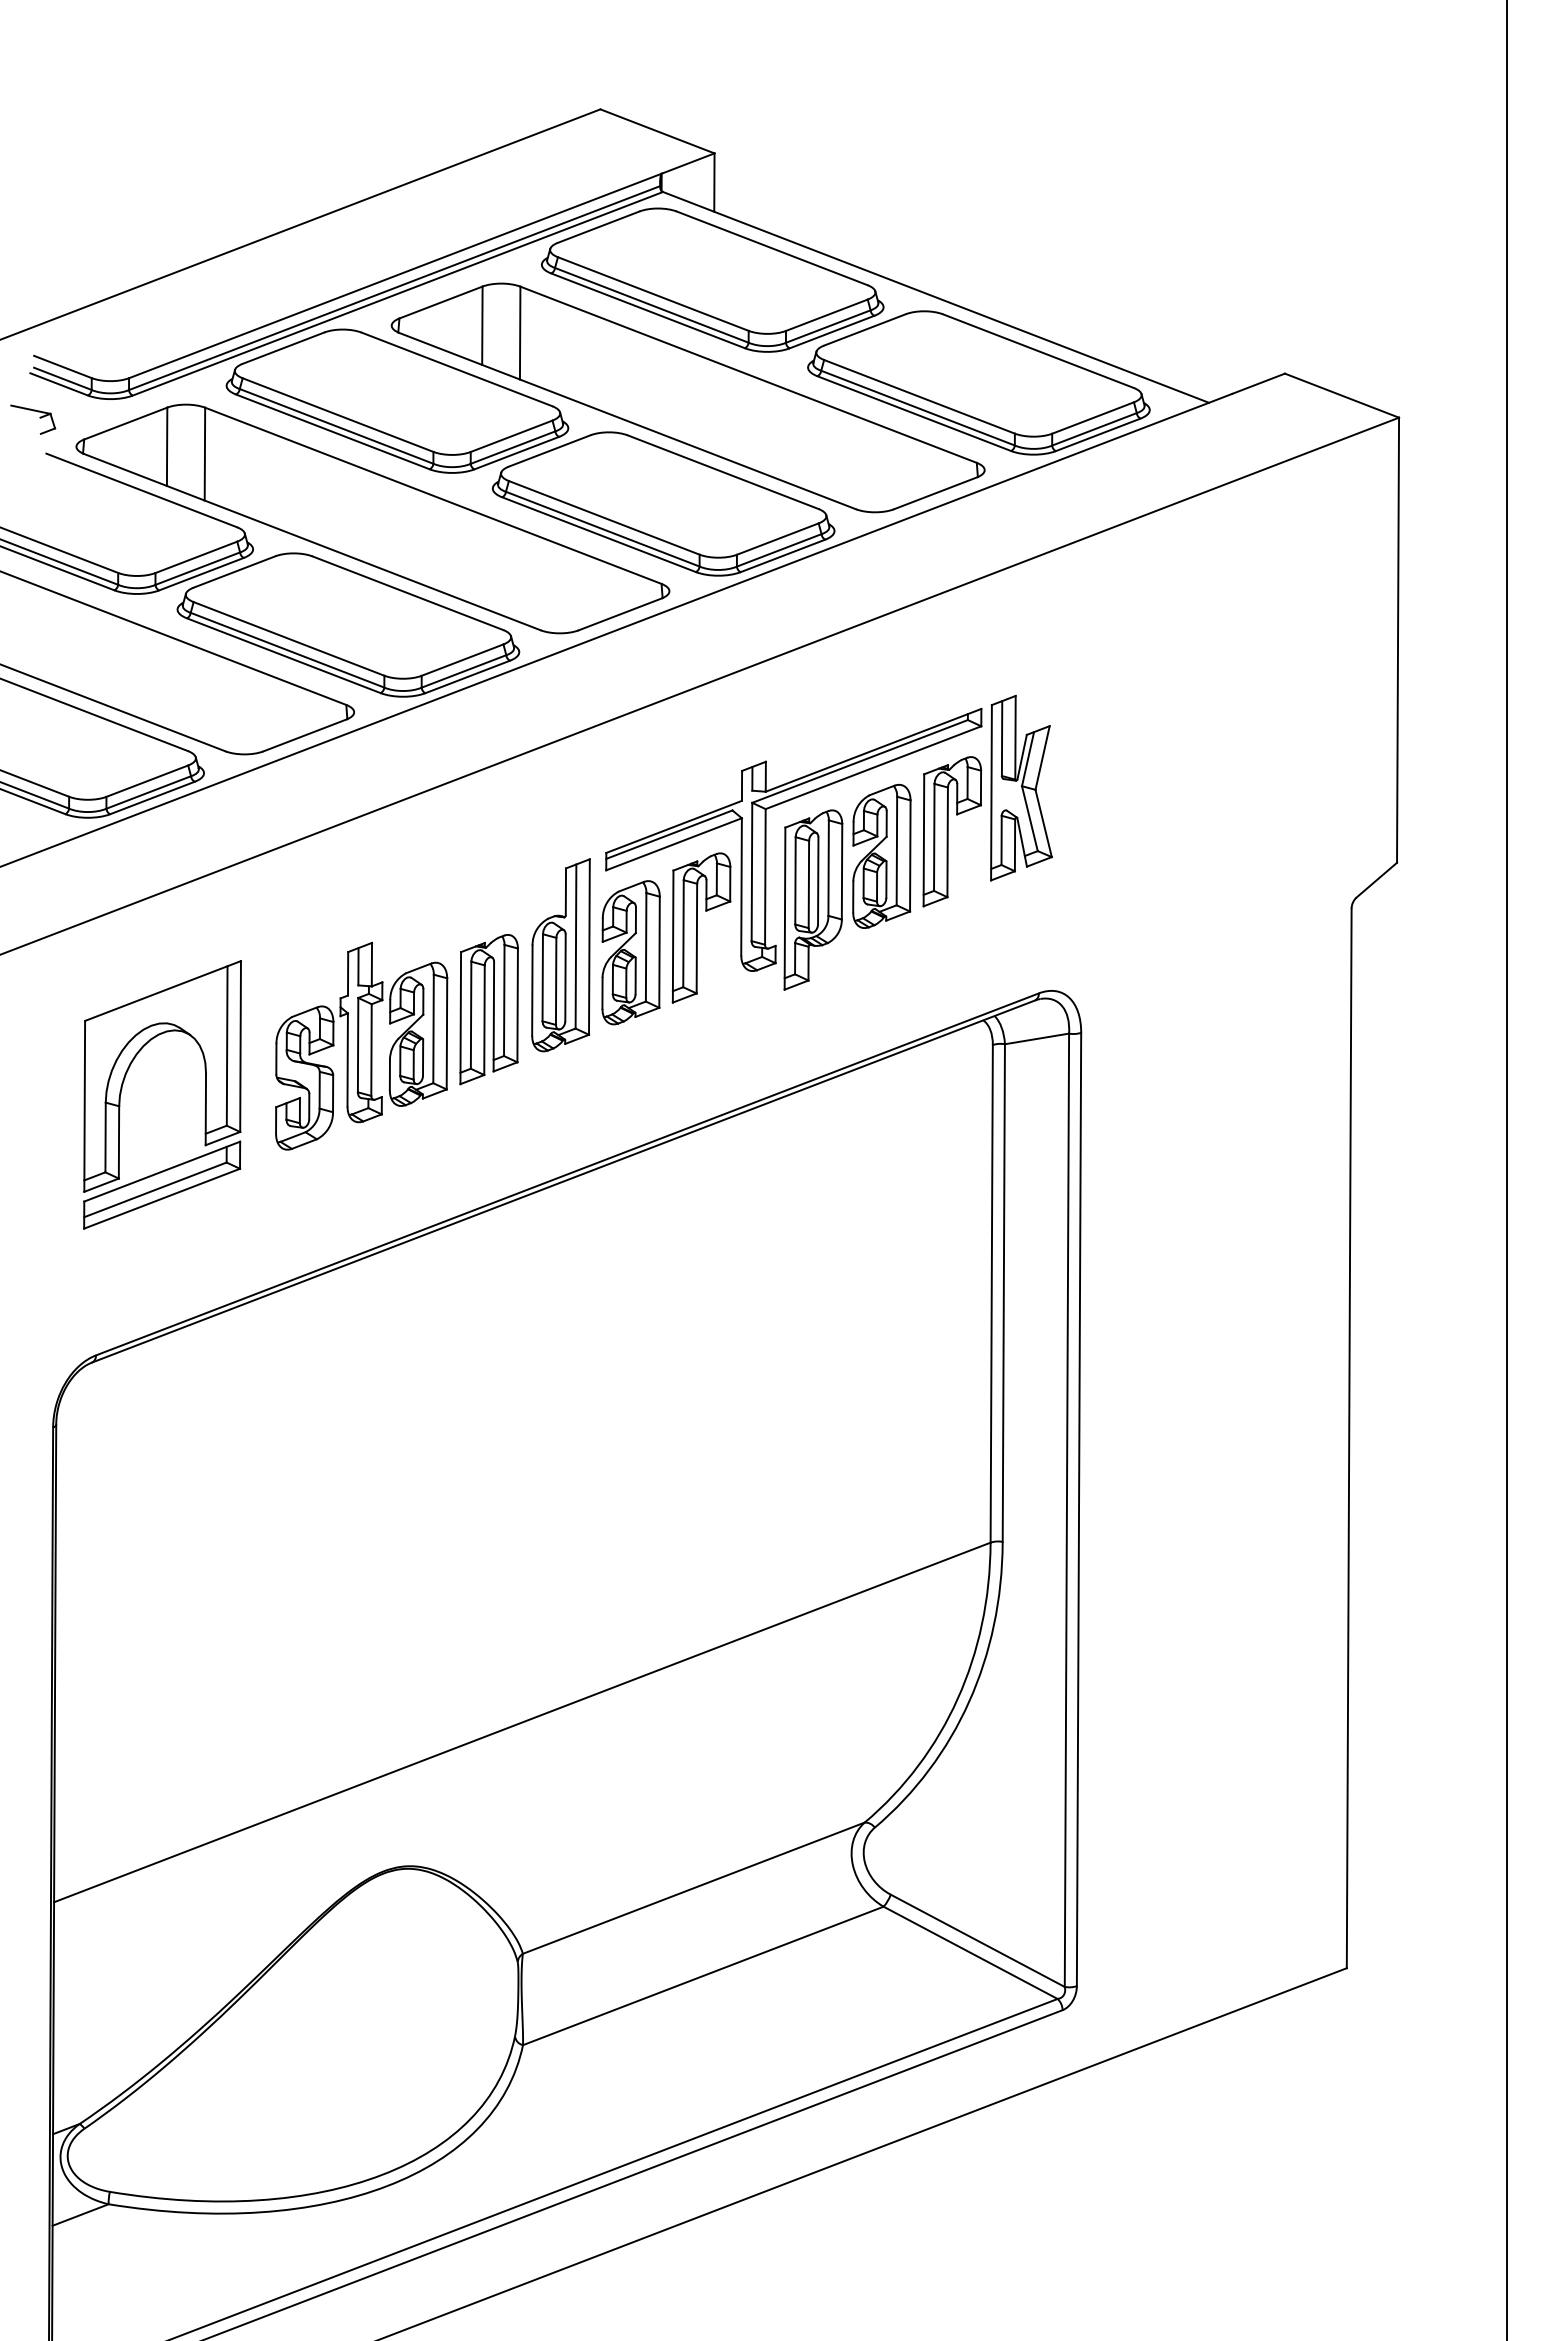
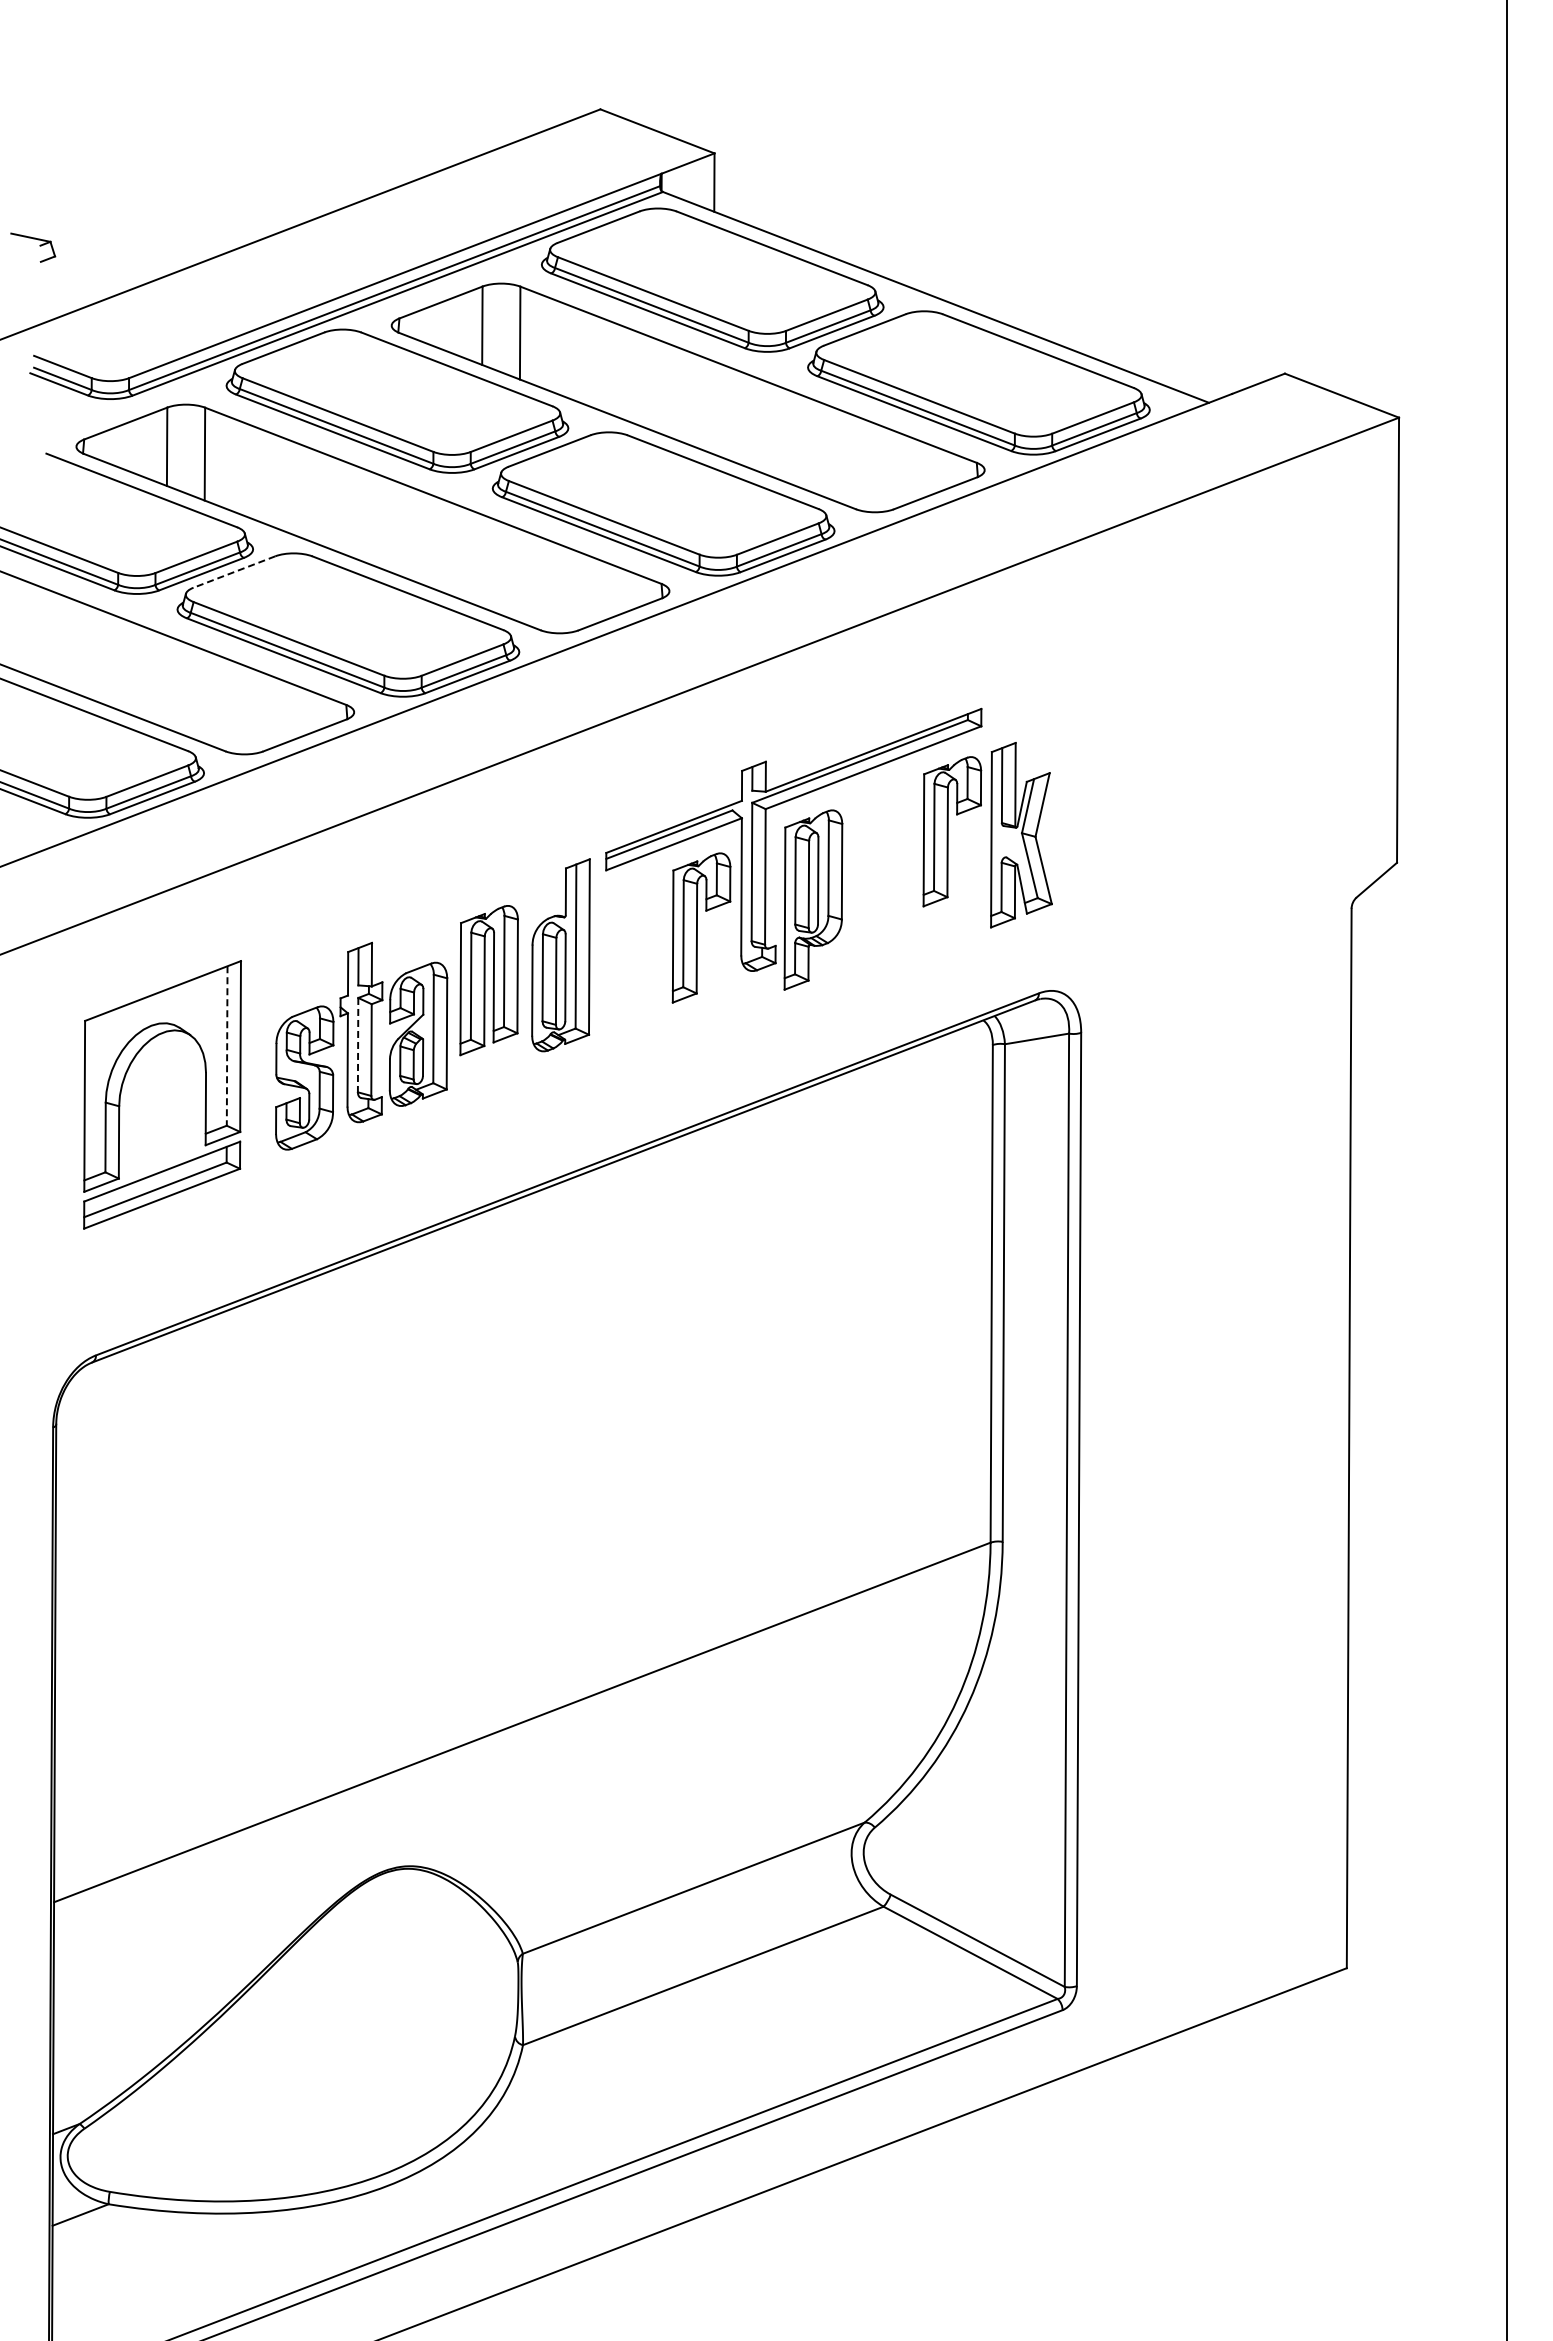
part position: (39, 418) -> (39, 246) (39, 246)
line: solid -> dashed (234, 572)
part position: (1021, 788) -> (1021, 835) (1021, 835)
part: present -> none (881, 856)
part: present -> none (630, 952)
part position: (488, 1009) -> (488, 980) (488, 980)
line: solid -> dashed (227, 1045)
line: solid -> dashed (358, 1045)
